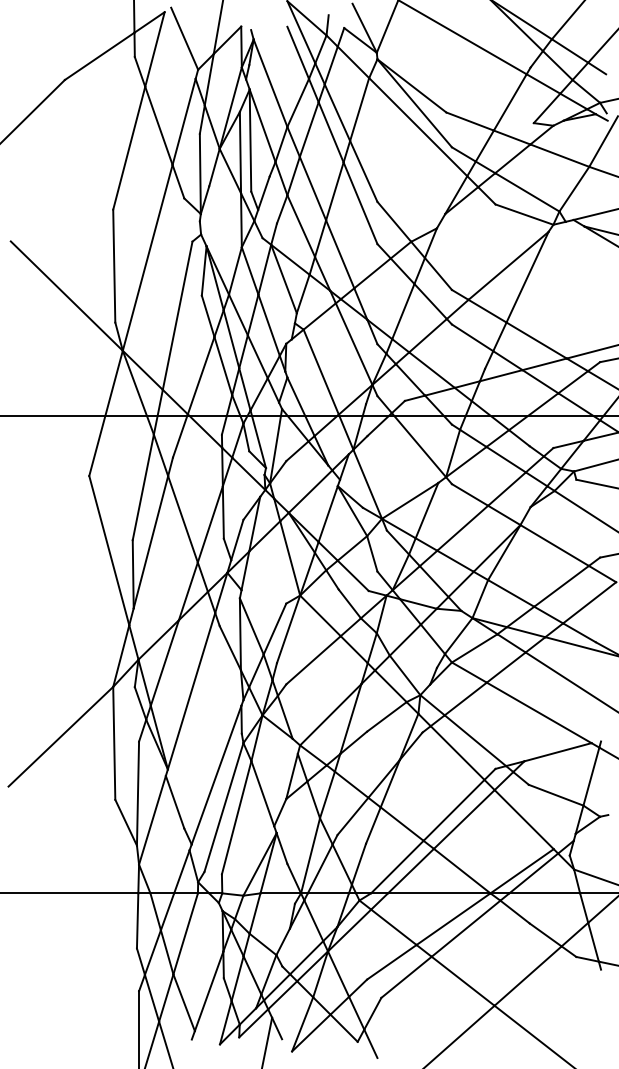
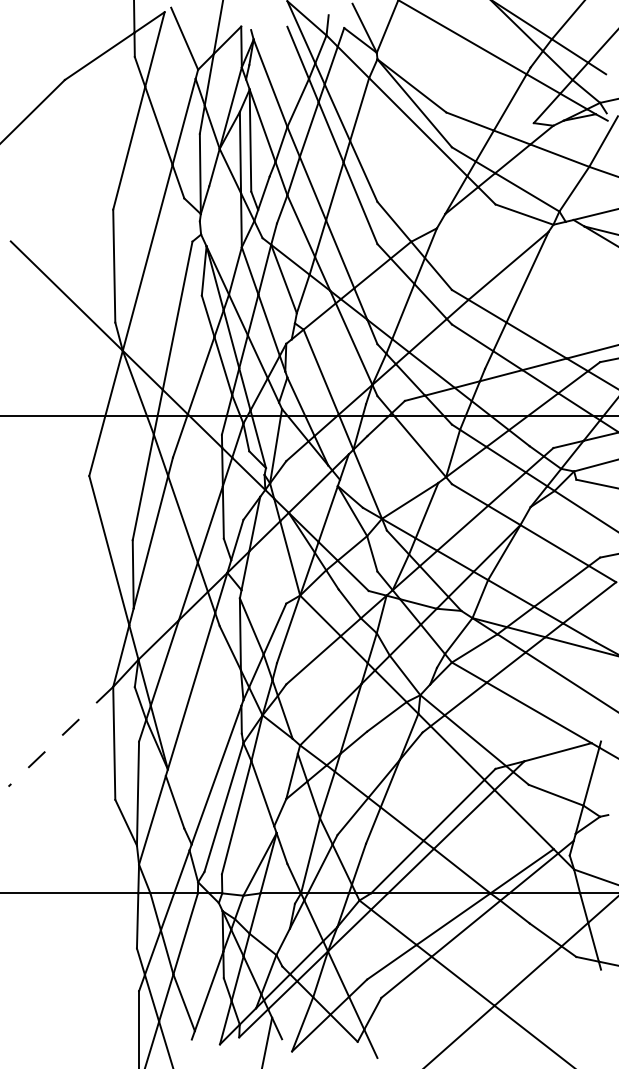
line: solid -> dashed (60, 737)
